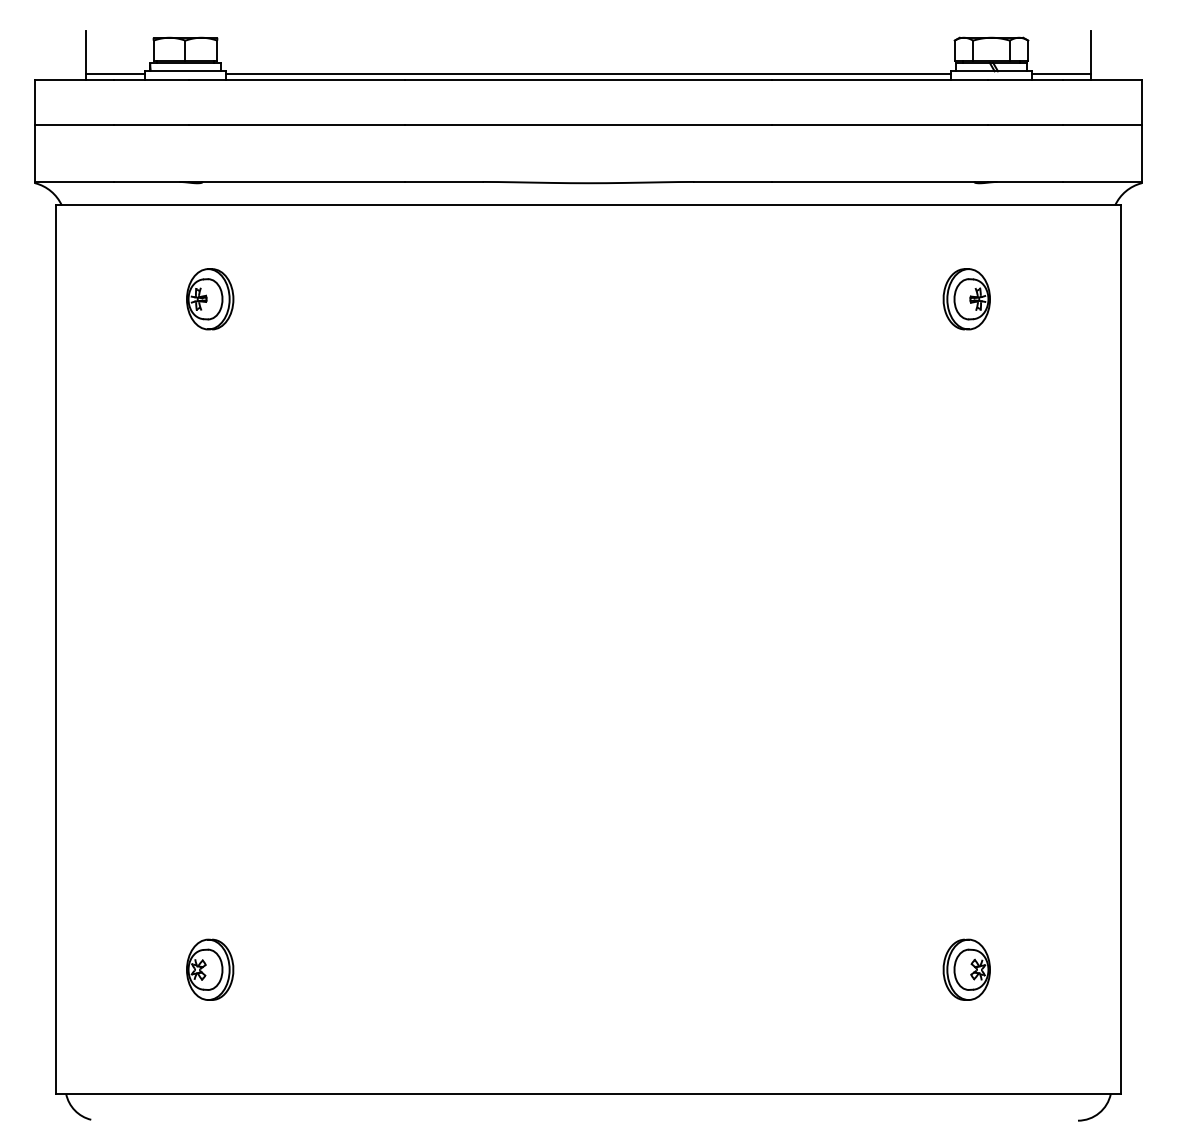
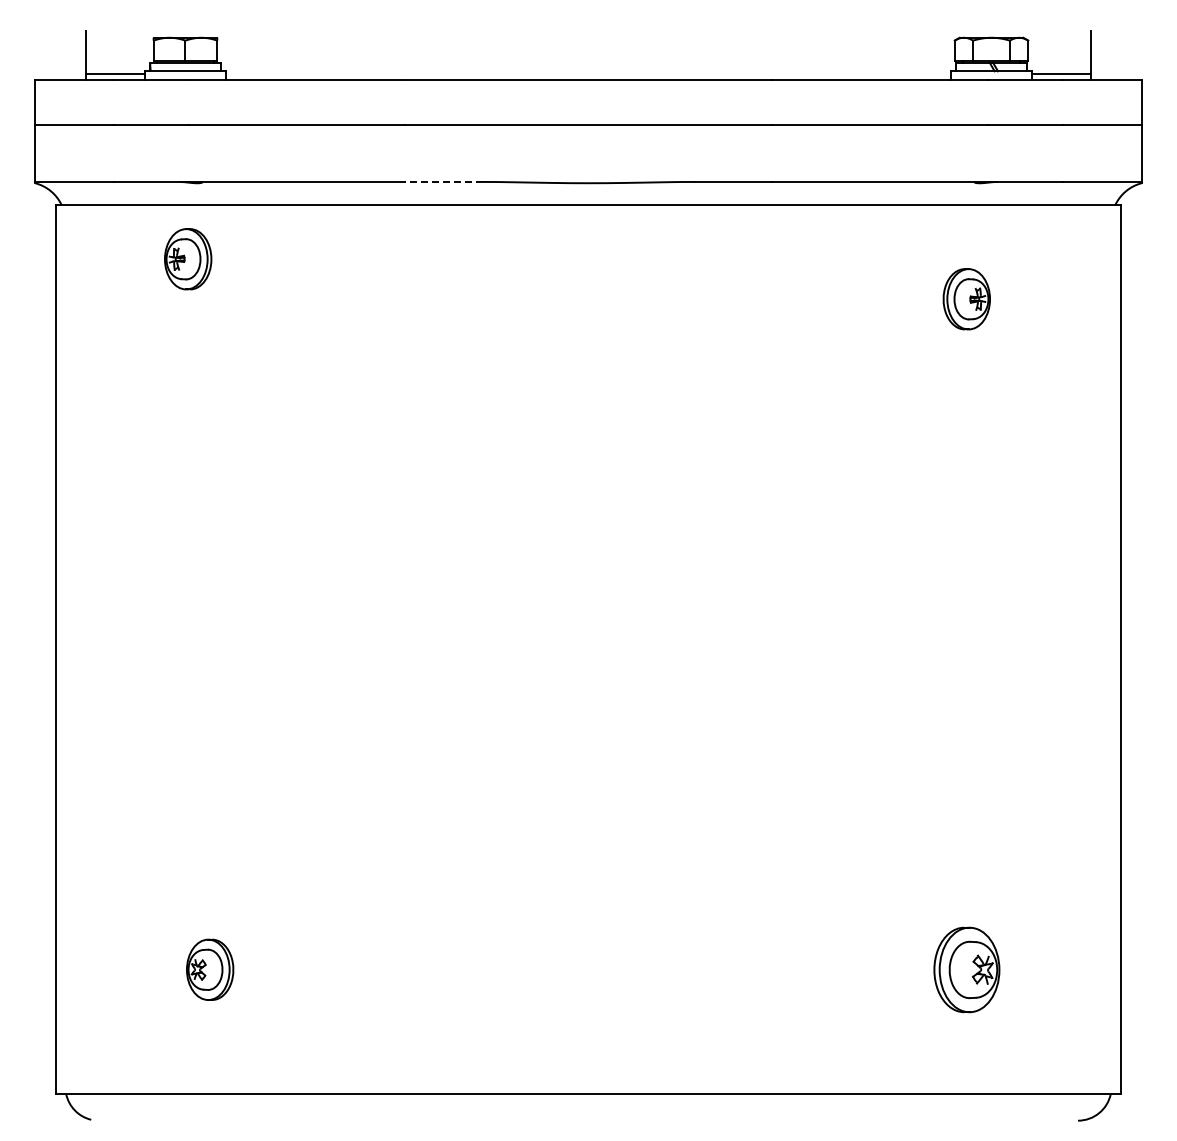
line: present -> none (588, 74)
line: solid -> dashed (443, 181)
part position: (210, 299) -> (188, 259) (188, 259)
part size: 49x63 px -> 68x88 px (966, 969)
